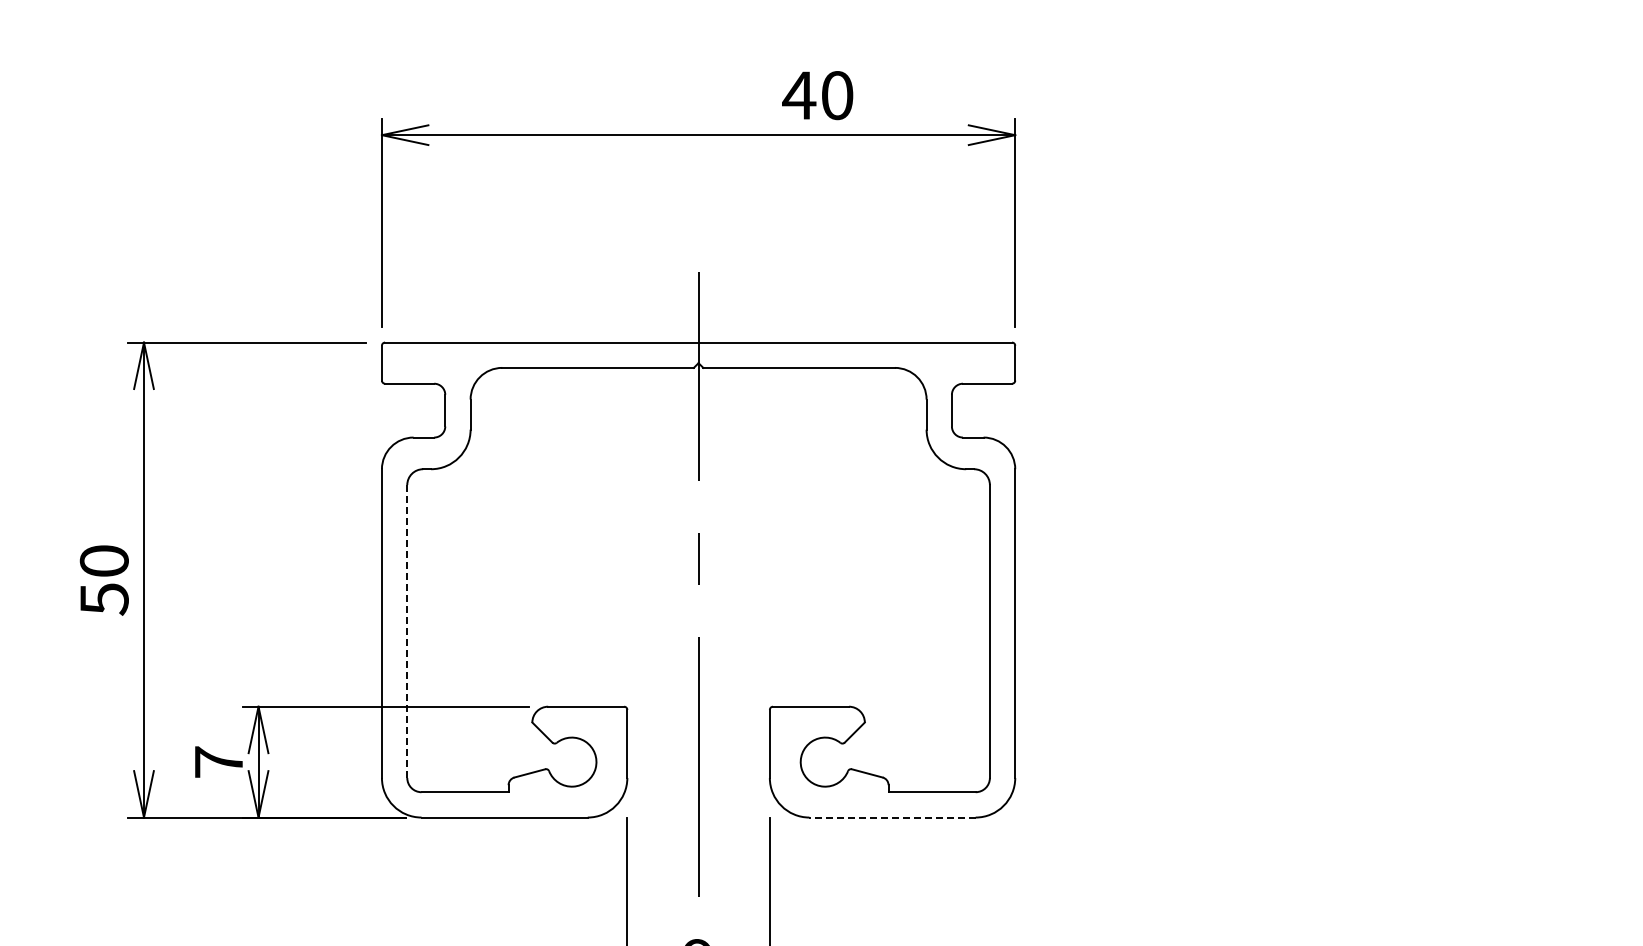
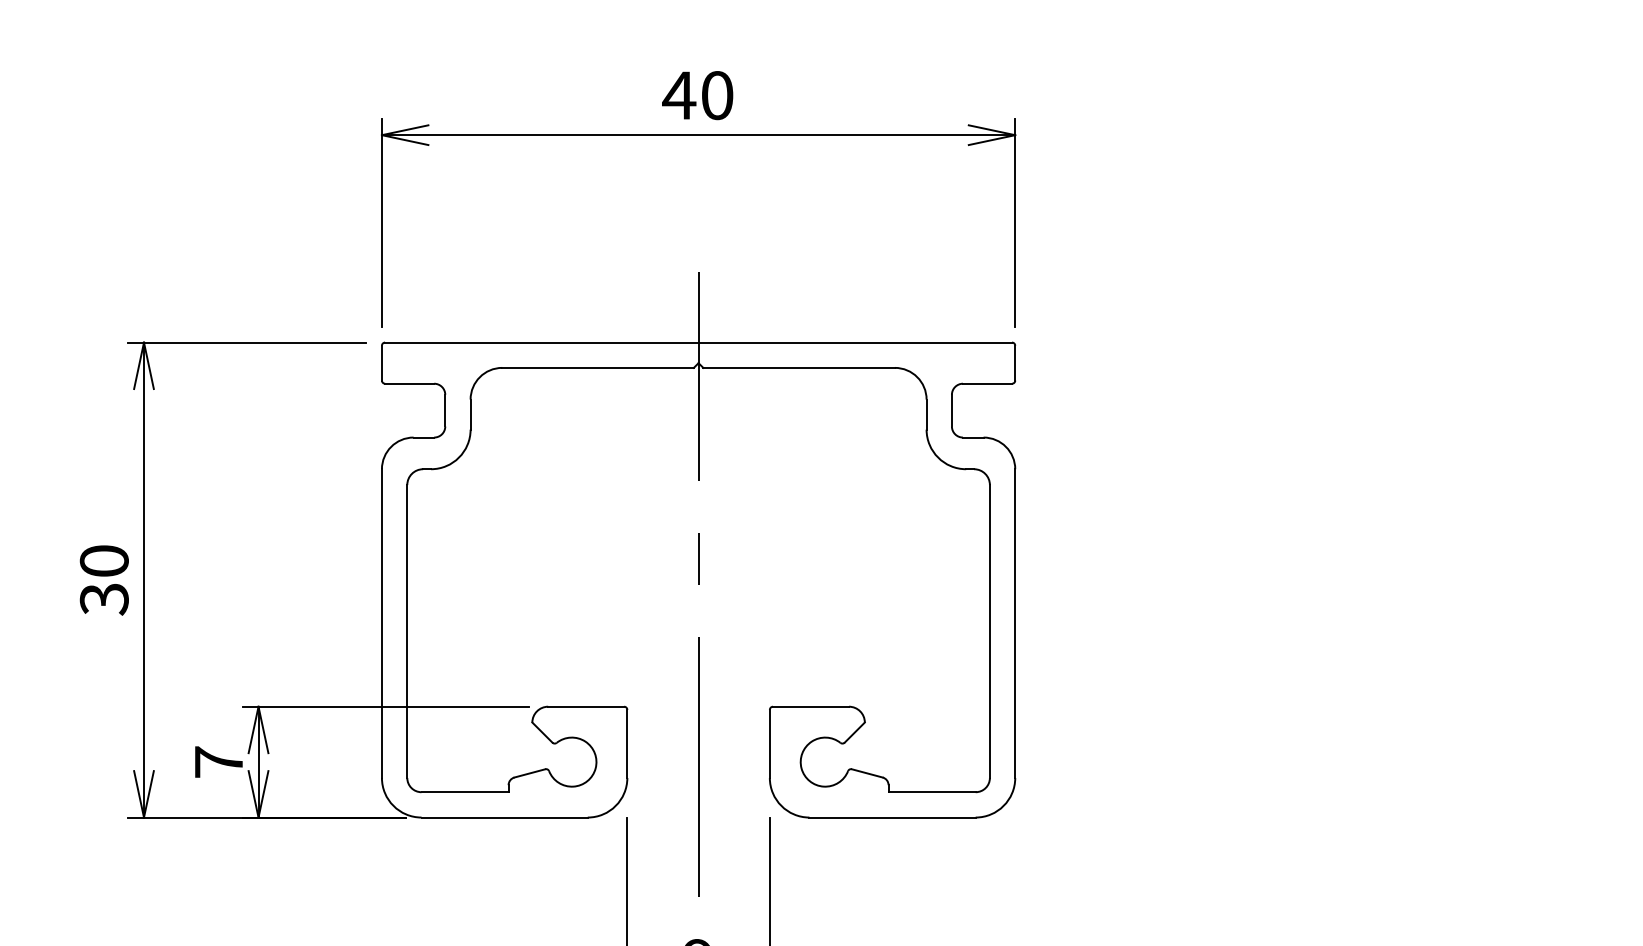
text position: (817, 95) -> (697, 95) (697, 95)
text: 50 -> 30 (103, 599)
line: dashed -> solid (407, 632)
line: dashed -> solid (892, 817)
